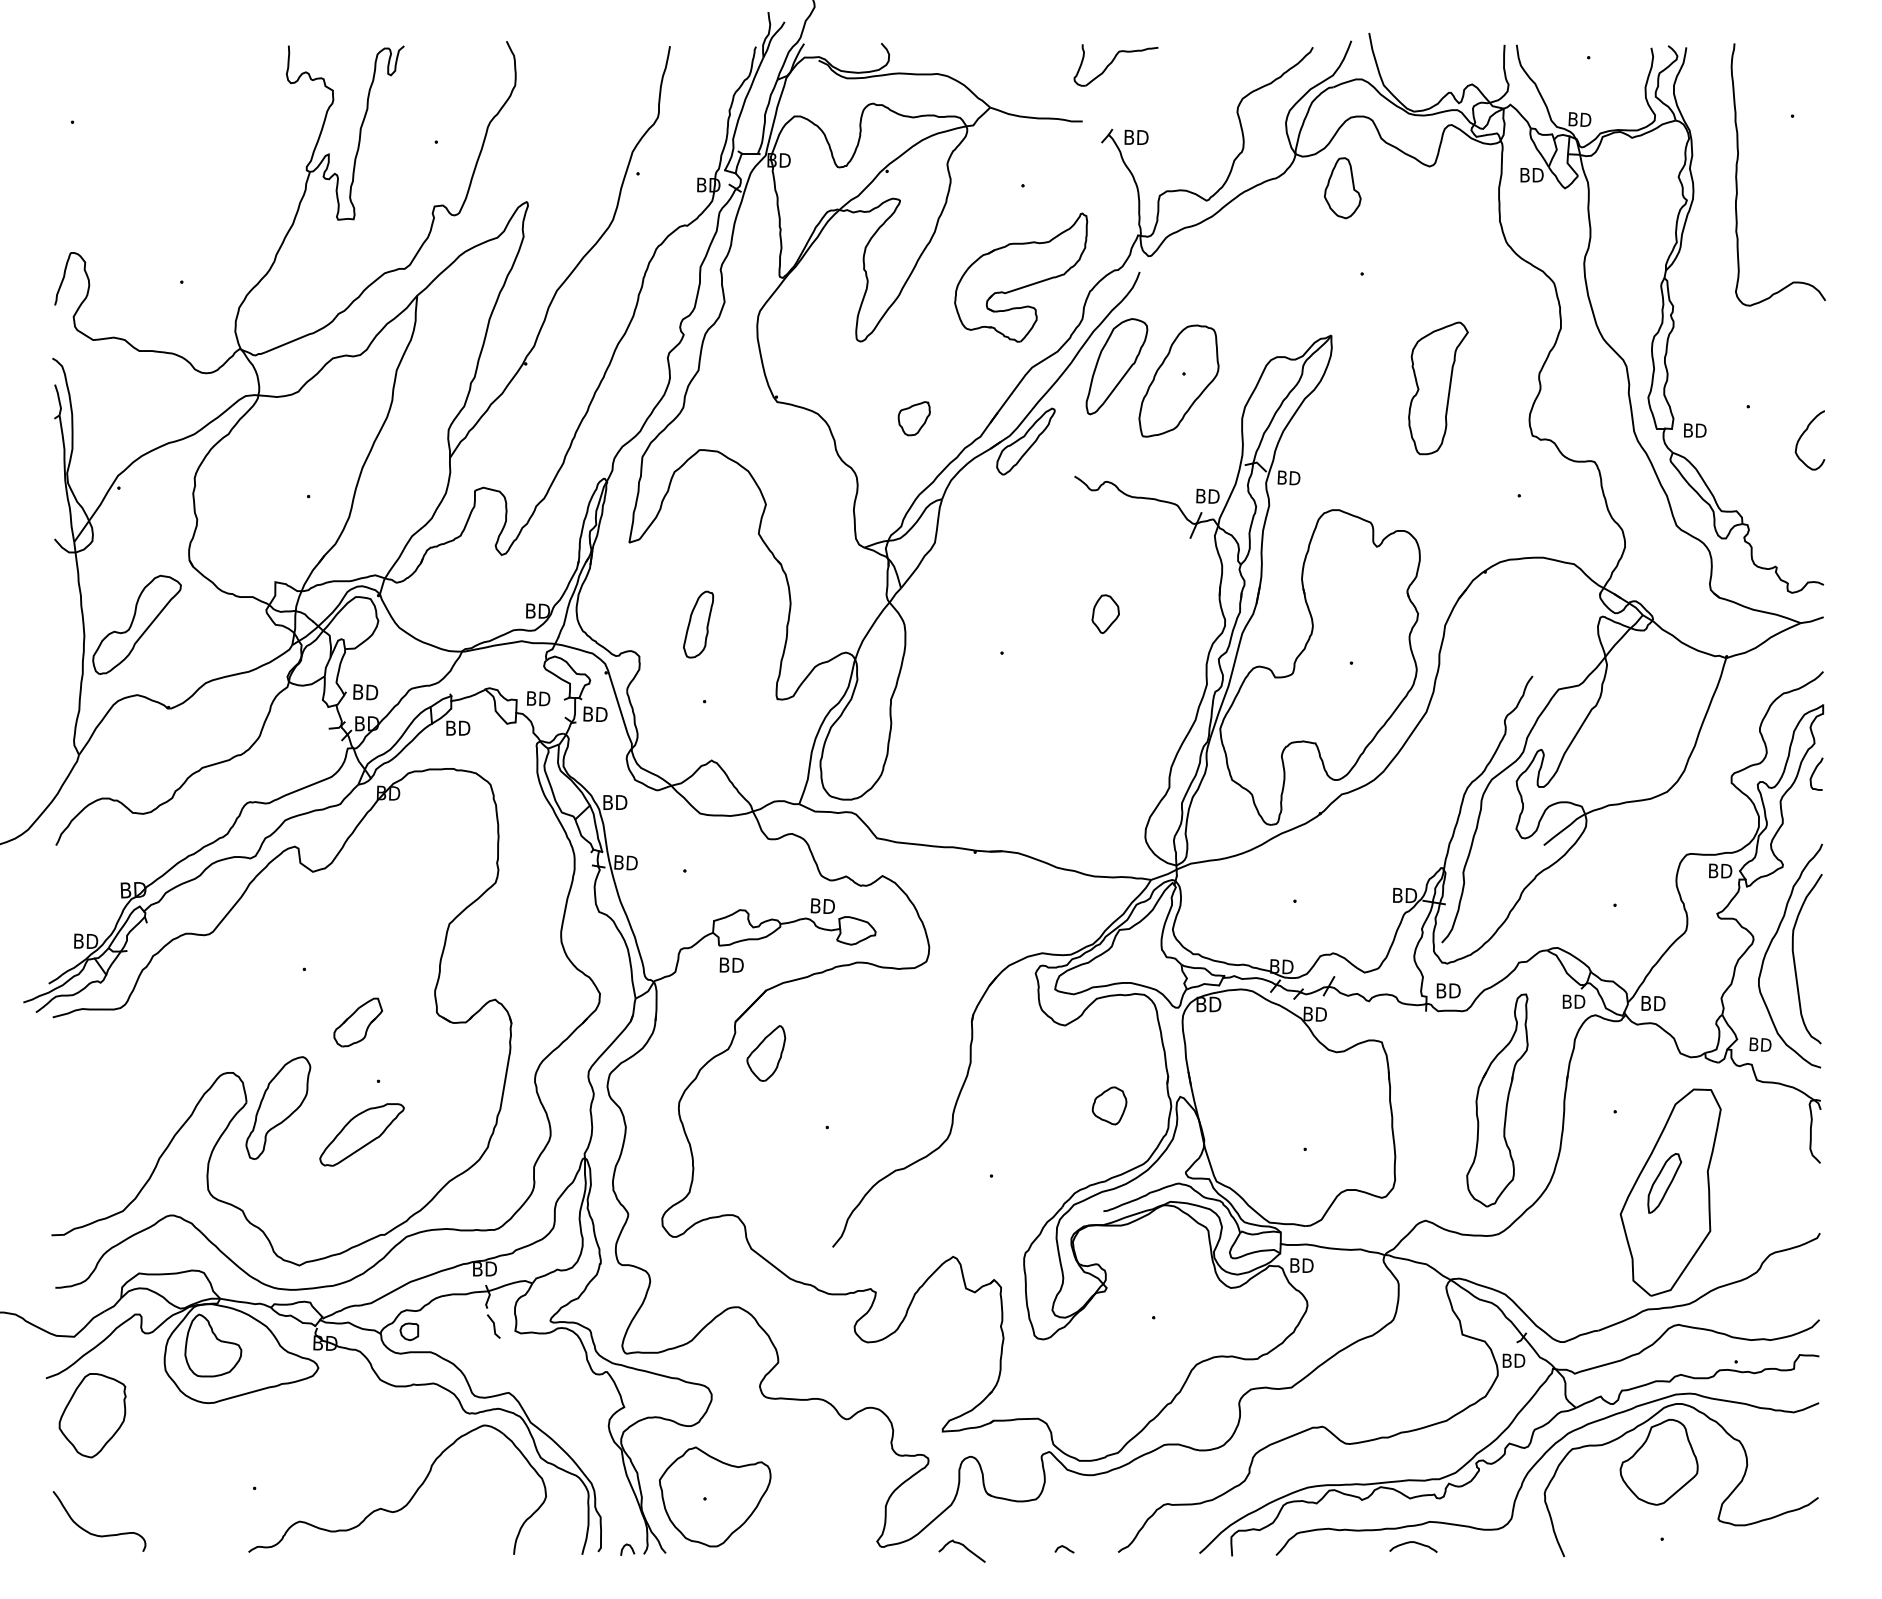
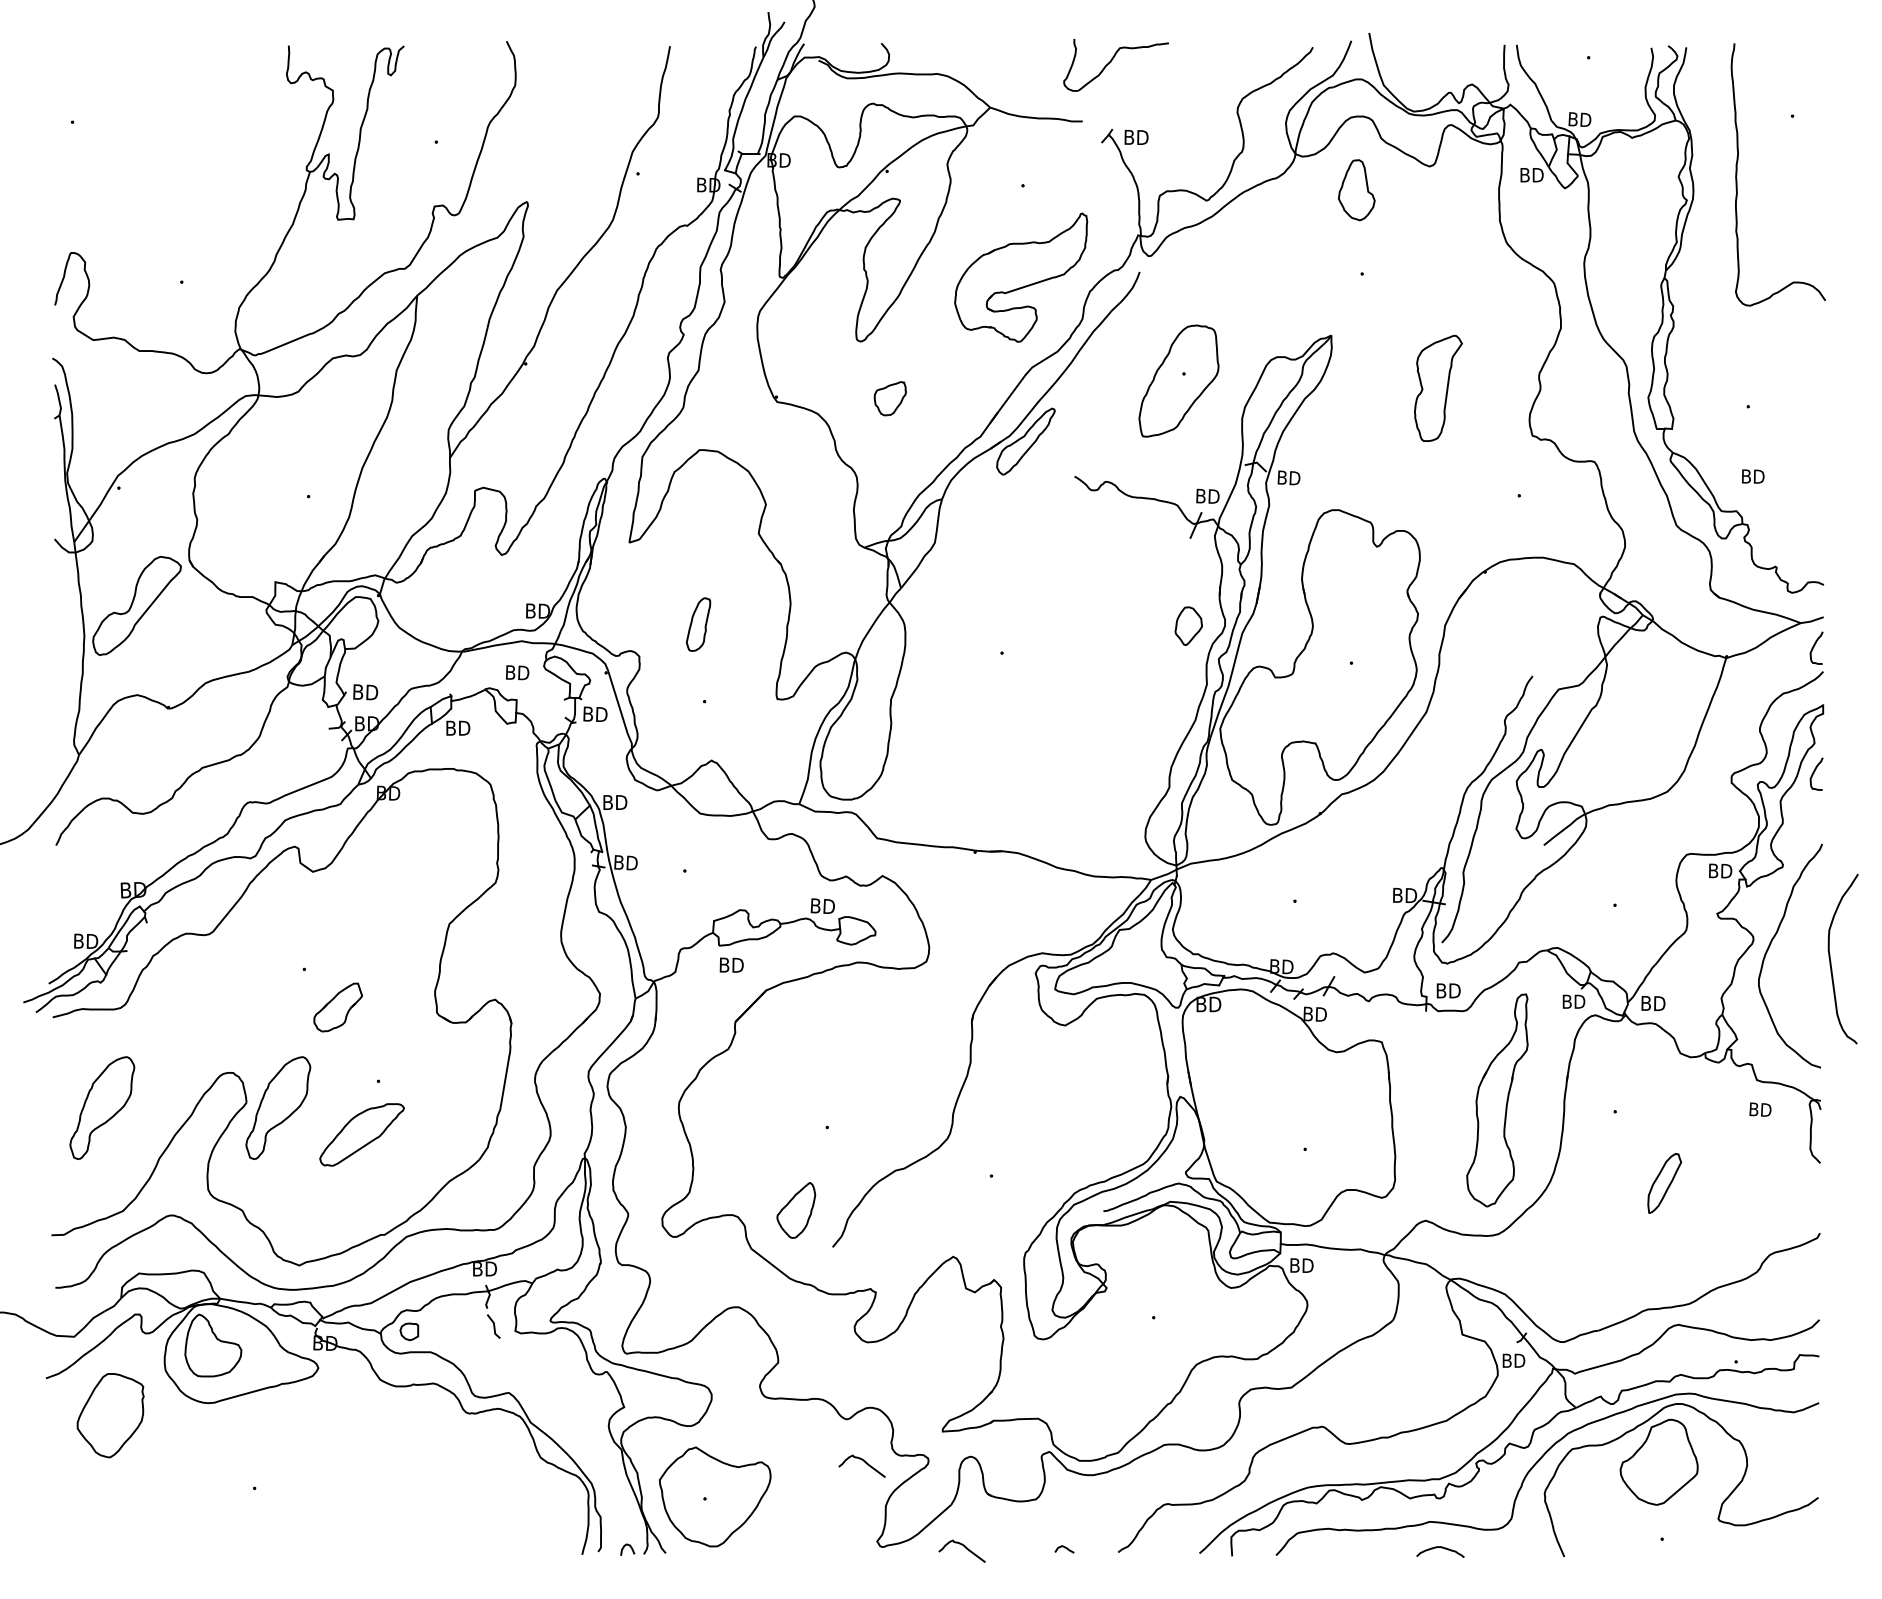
part size: 86x43 px -> 106x53 px (1115, 65)
part position: (1342, 188) -> (1356, 190) (1356, 190)
part: present -> none (1116, 366)
part size: 61x135 px -> 49x108 px (1438, 387)
part position: (913, 418) -> (889, 398) (889, 398)
text position: (1695, 430) -> (1753, 476) (1753, 476)
curve: present -> none (1802, 436)
part position: (1105, 613) -> (1188, 625) (1188, 625)
part position: (136, 624) -> (136, 605) (136, 605)
part size: 31x69 px -> 26x55 px (698, 624)
curve: none -> present (1814, 647)
text position: (538, 698) -> (517, 672) (517, 672)
curve position: (1795, 961) -> (1831, 961) (1831, 961)
part position: (357, 1022) -> (337, 1007) (337, 1007)
text position: (1760, 1044) -> (1760, 1109) (1760, 1109)
part position: (766, 1053) -> (796, 1210) (796, 1210)
part: present -> none (1109, 1105)
part: none -> present (102, 1107)
part: present -> none (1670, 1192)
part position: (92, 1415) -> (110, 1415) (110, 1415)
curve: none -> present (864, 1462)
part: present -> none (409, 1499)
curve: present -> none (97, 1534)
curve position: (1414, 1543) -> (1441, 1548) (1441, 1548)
